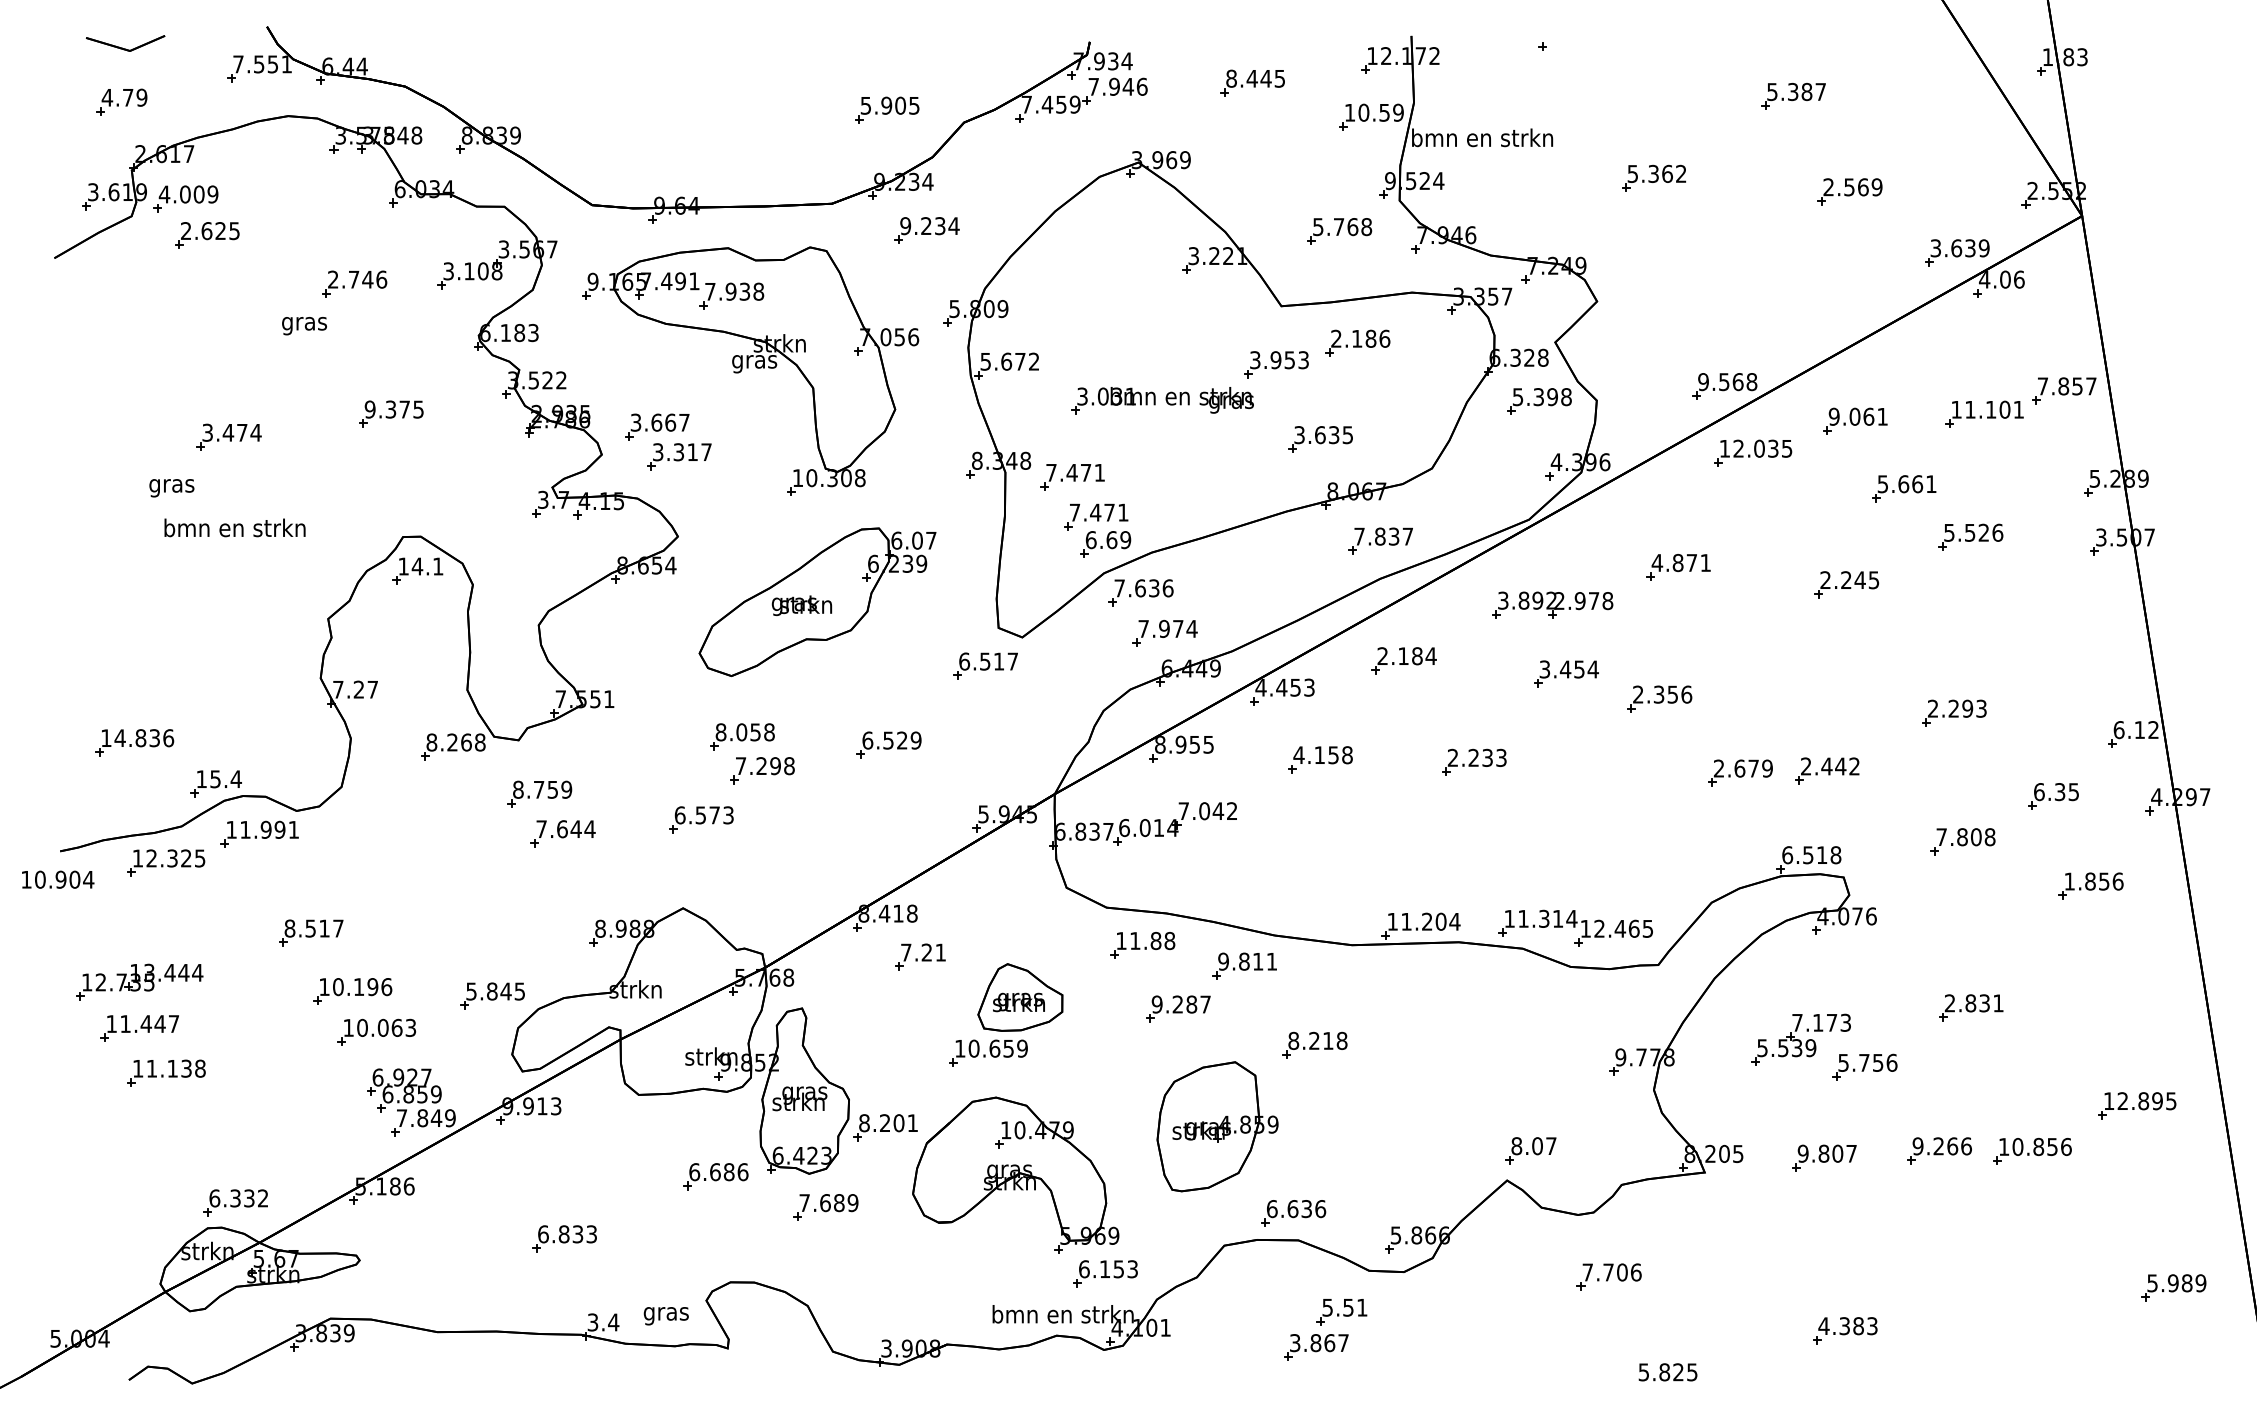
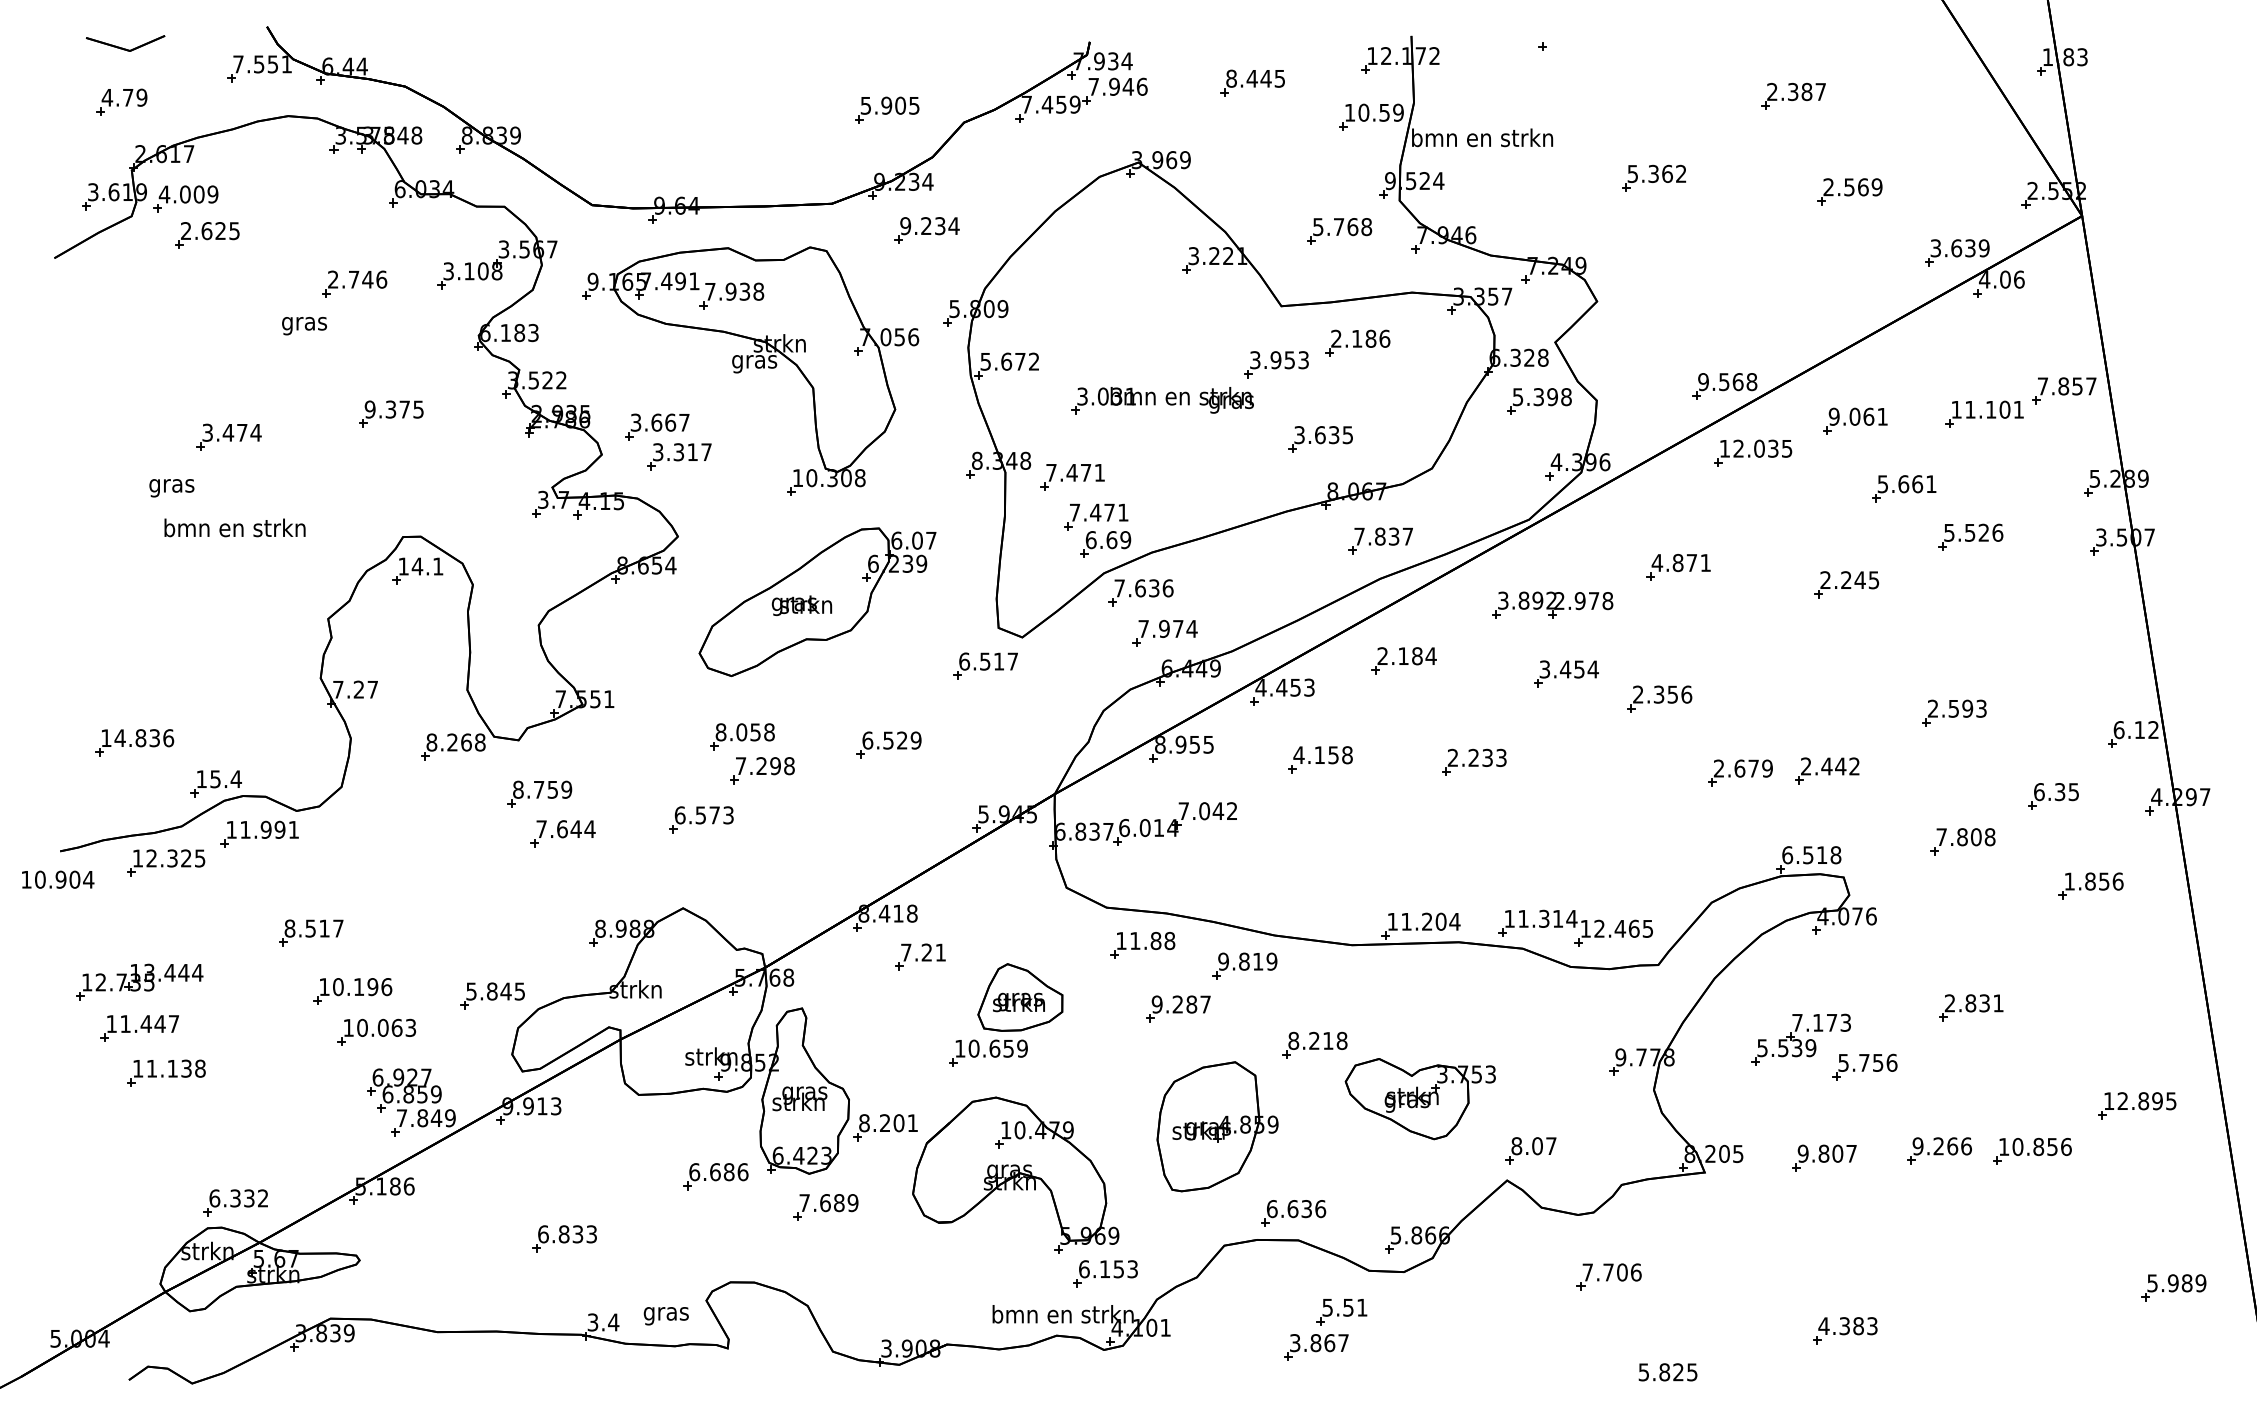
text: 5.387 -> 2.387 (1772, 91)
text: 2.293 -> 2.593 (1953, 708)
text: 9.811 -> 9.819 (1271, 961)
part: none -> present (1419, 1099)
